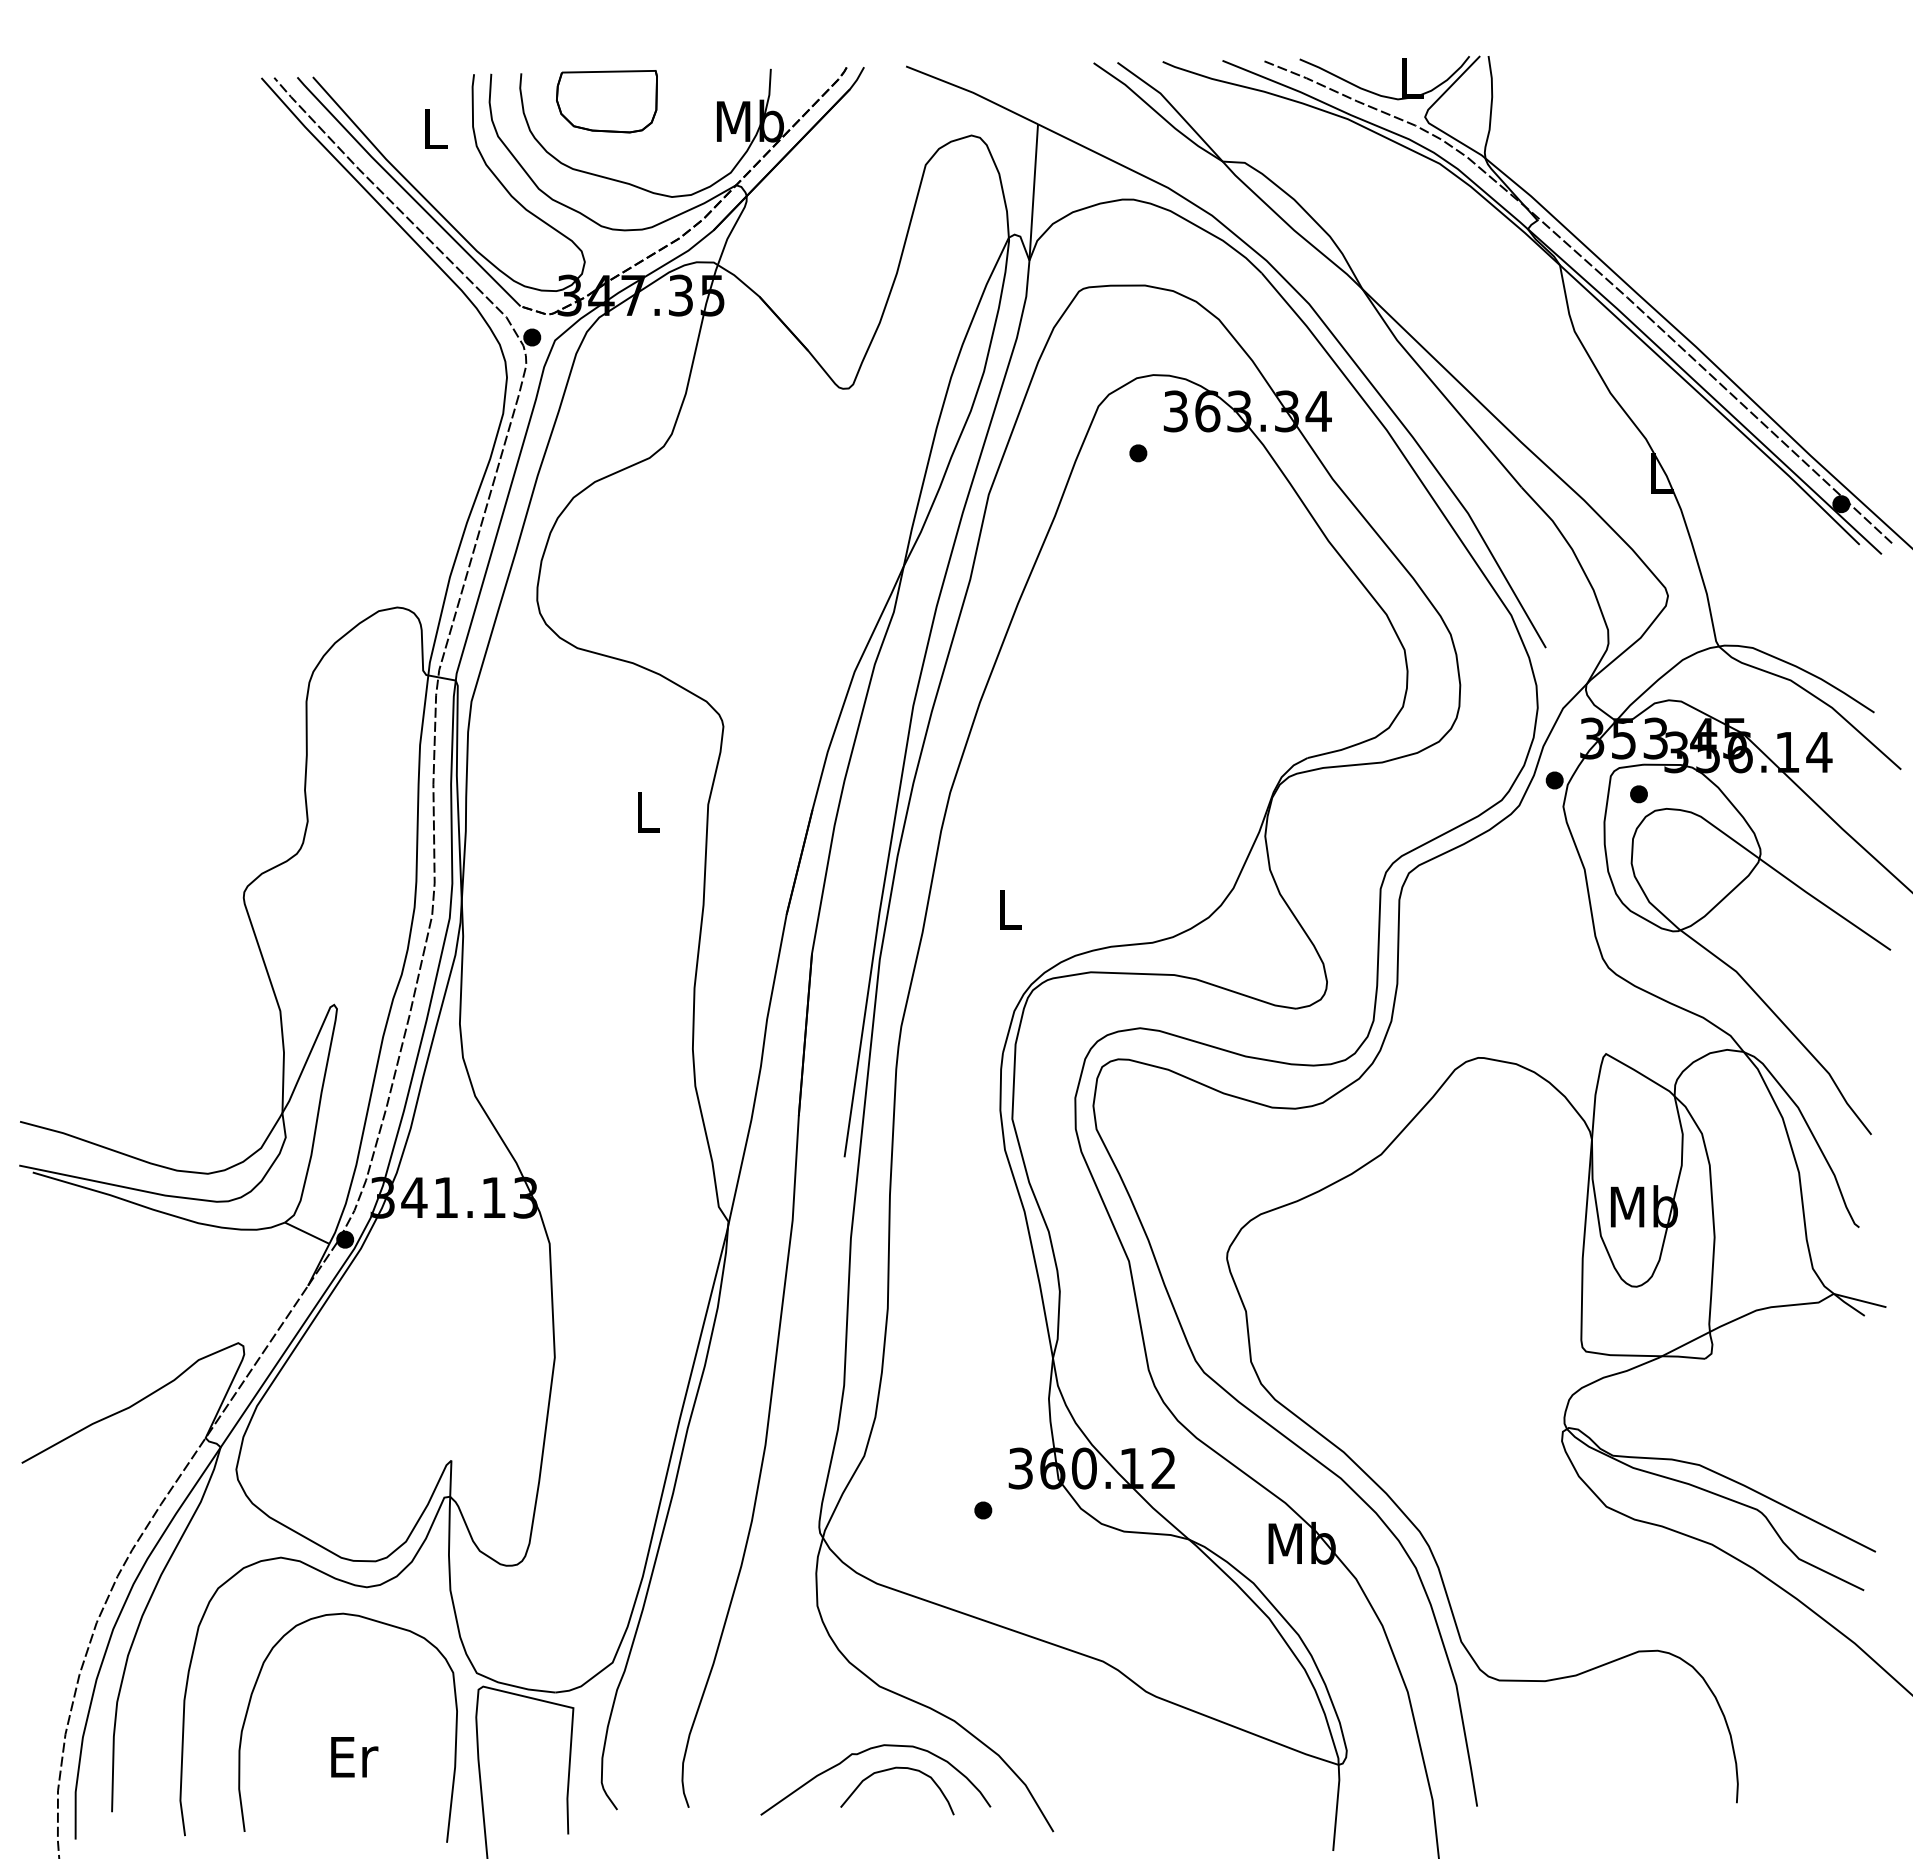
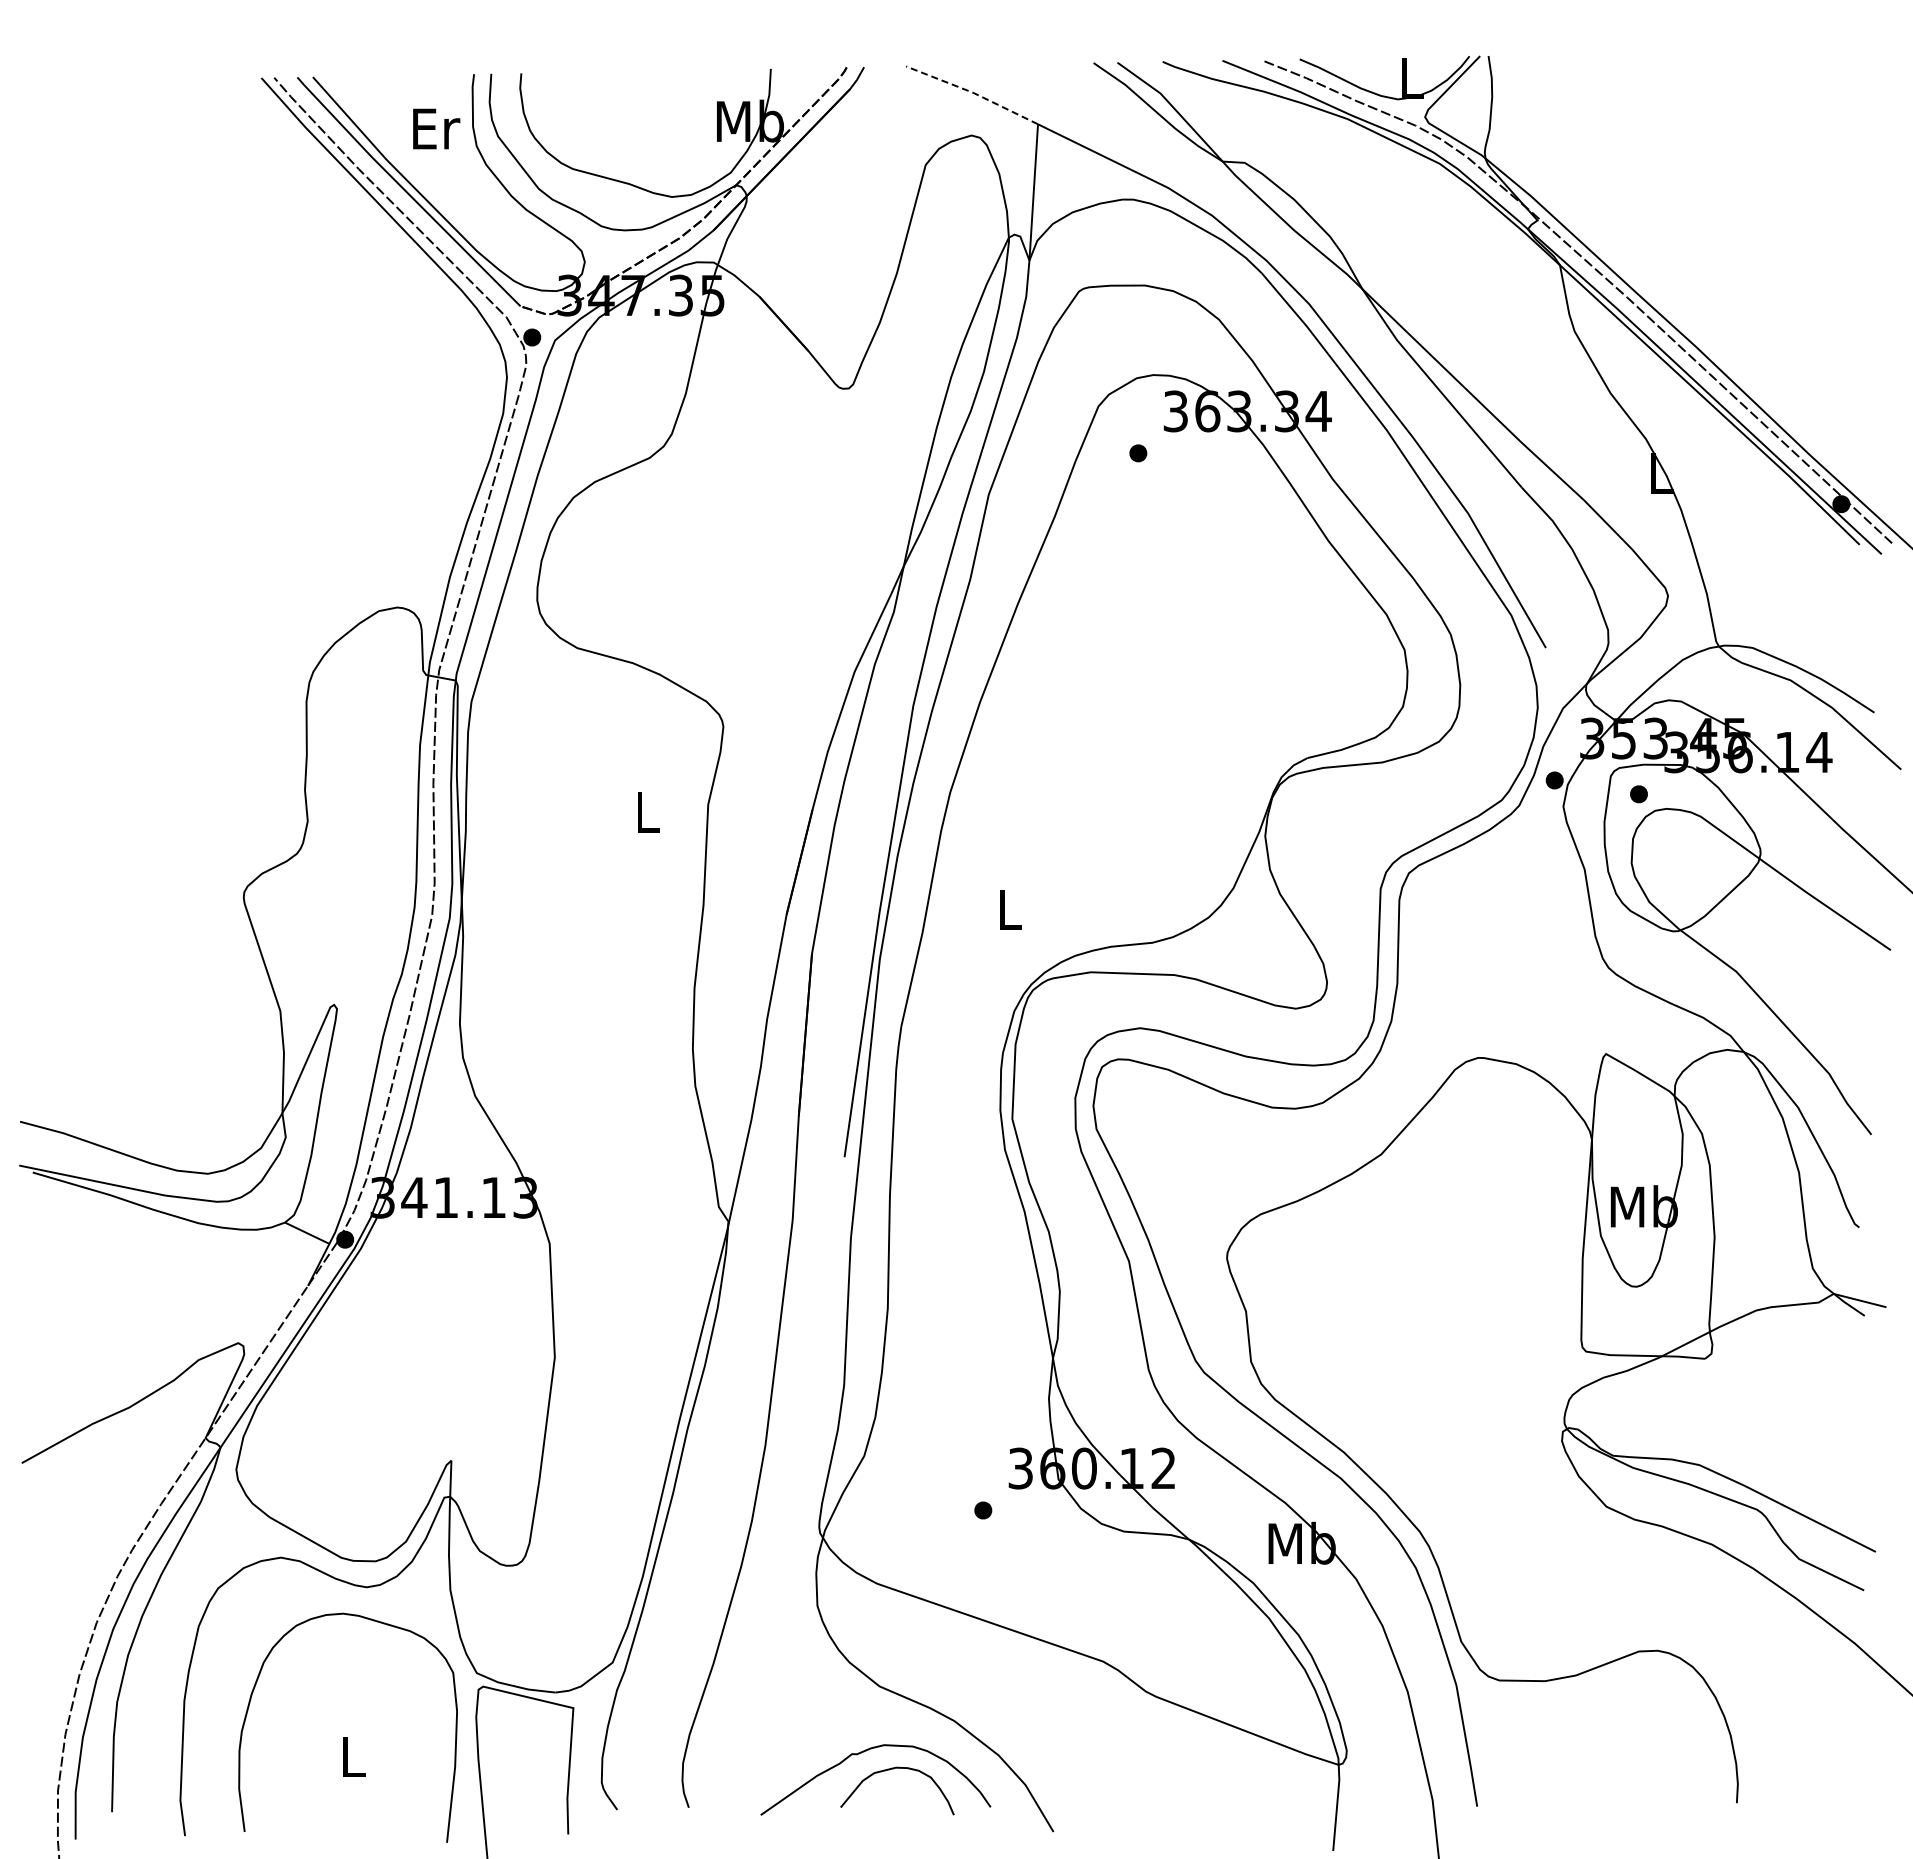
line: solid -> dashed (973, 92)
part: present -> none (606, 101)
text: L -> Er (436, 128)
text: Er -> L (354, 1757)
